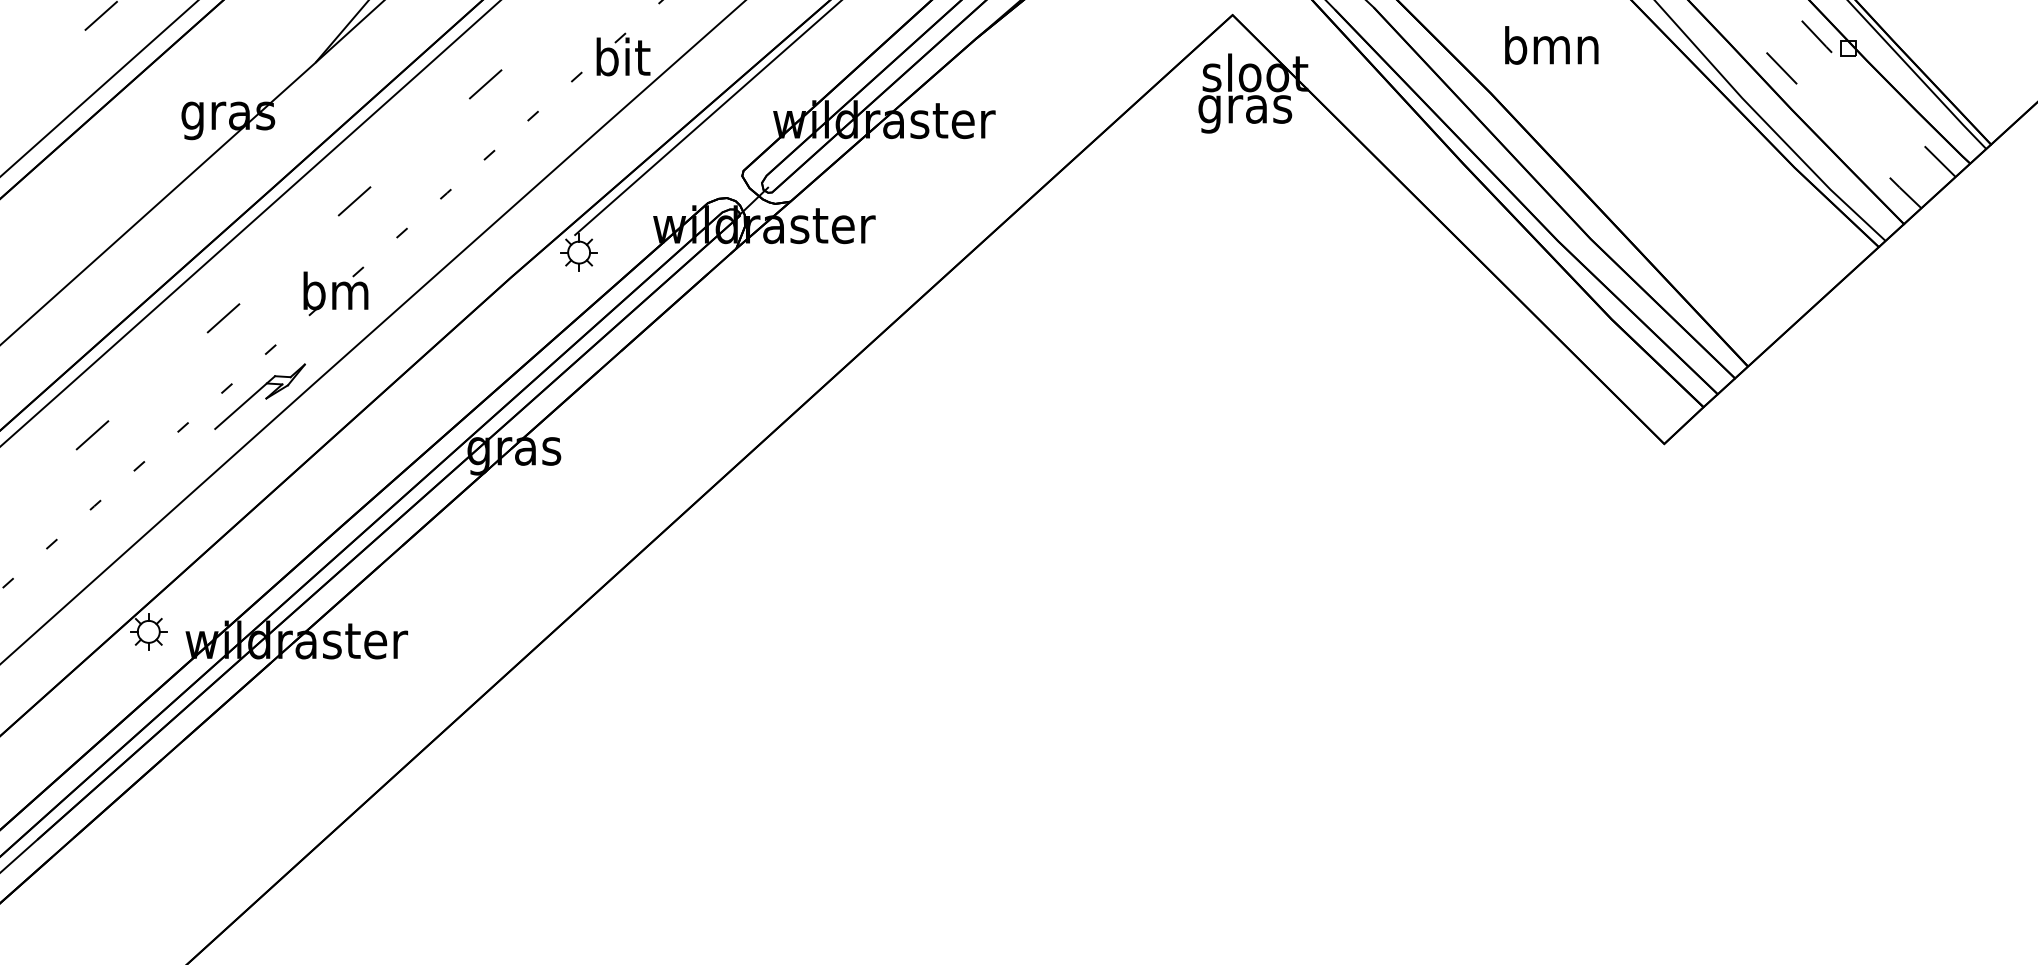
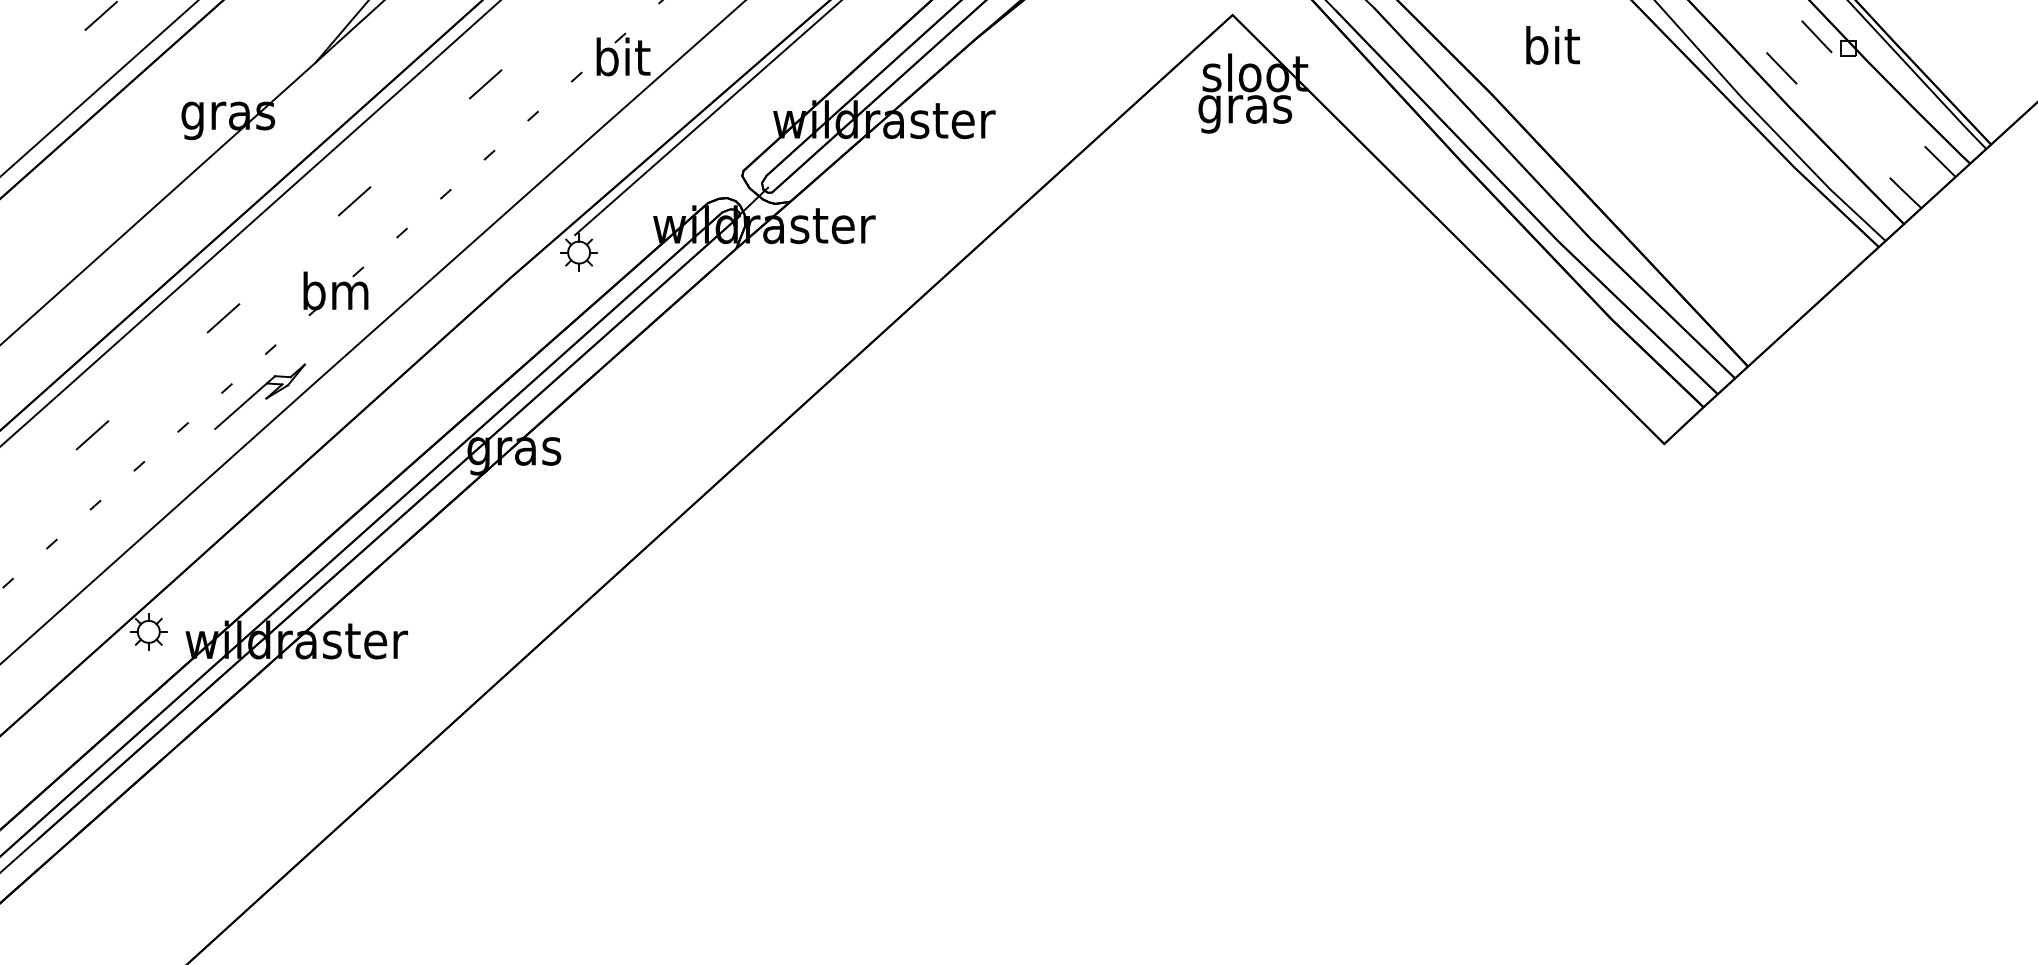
text: bmn -> bit (1551, 45)
